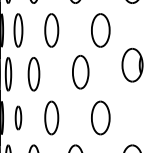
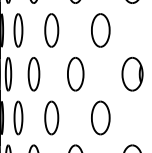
part position: (132, 65) -> (132, 74) (132, 74)
part position: (80, 72) -> (75, 74) (75, 74)
part size: 9x26 px -> 11x36 px (18, 117)
